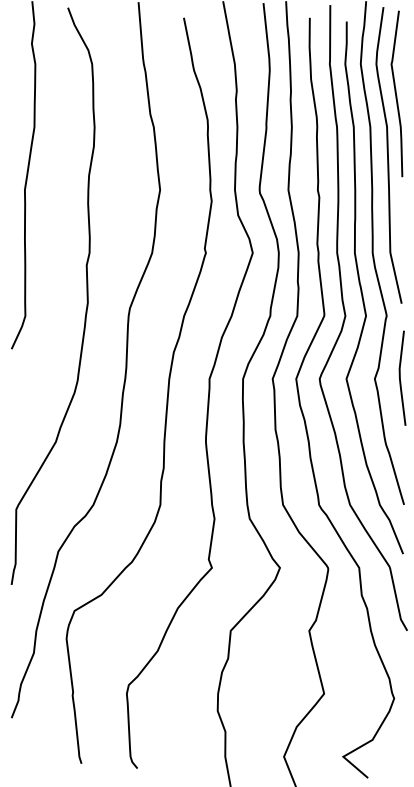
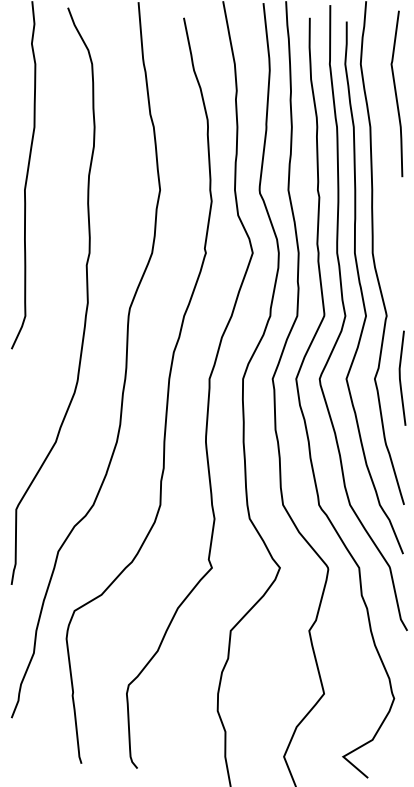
curve: present -> none (388, 155)
